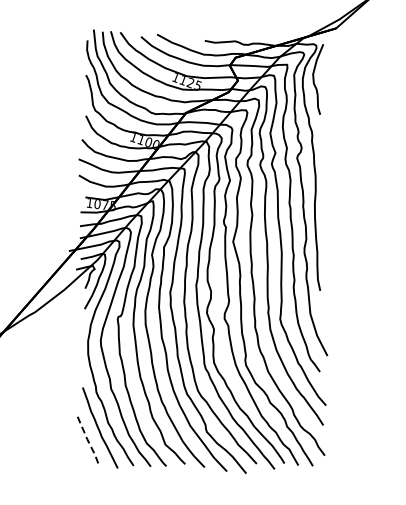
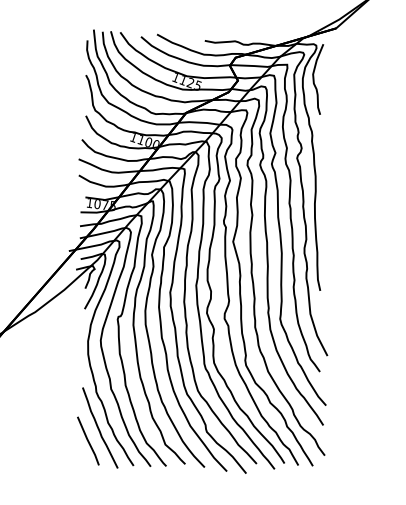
line: dashed -> solid (88, 441)
